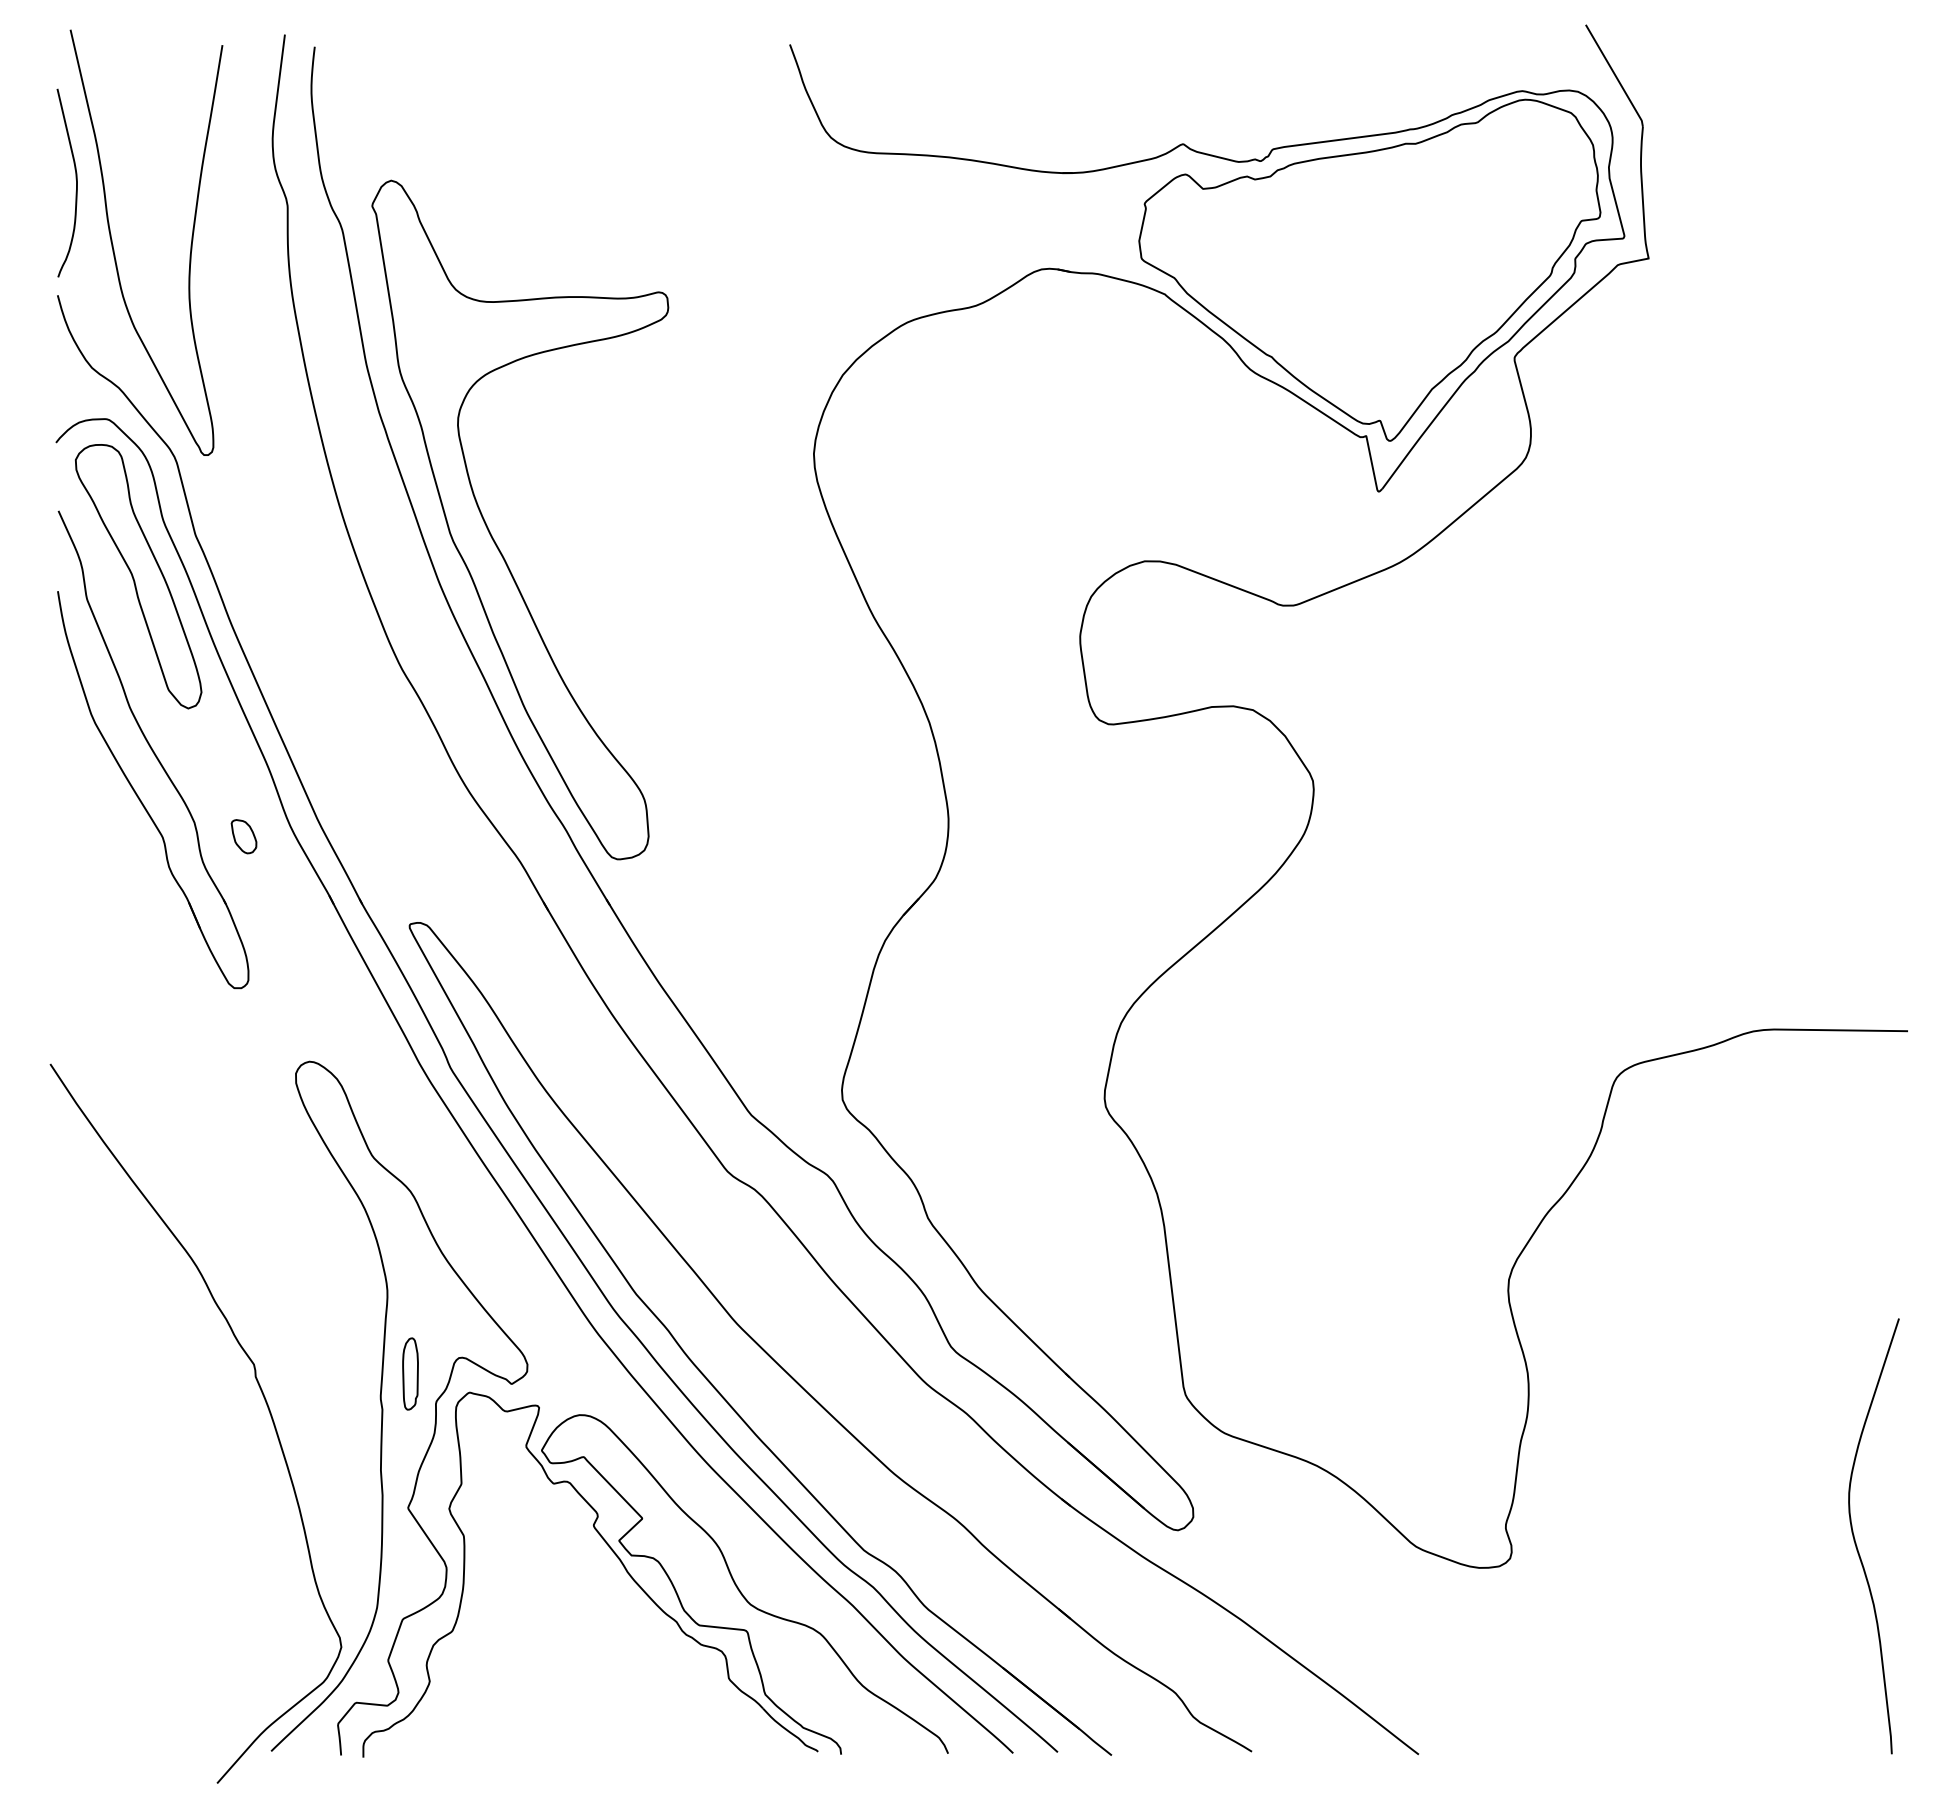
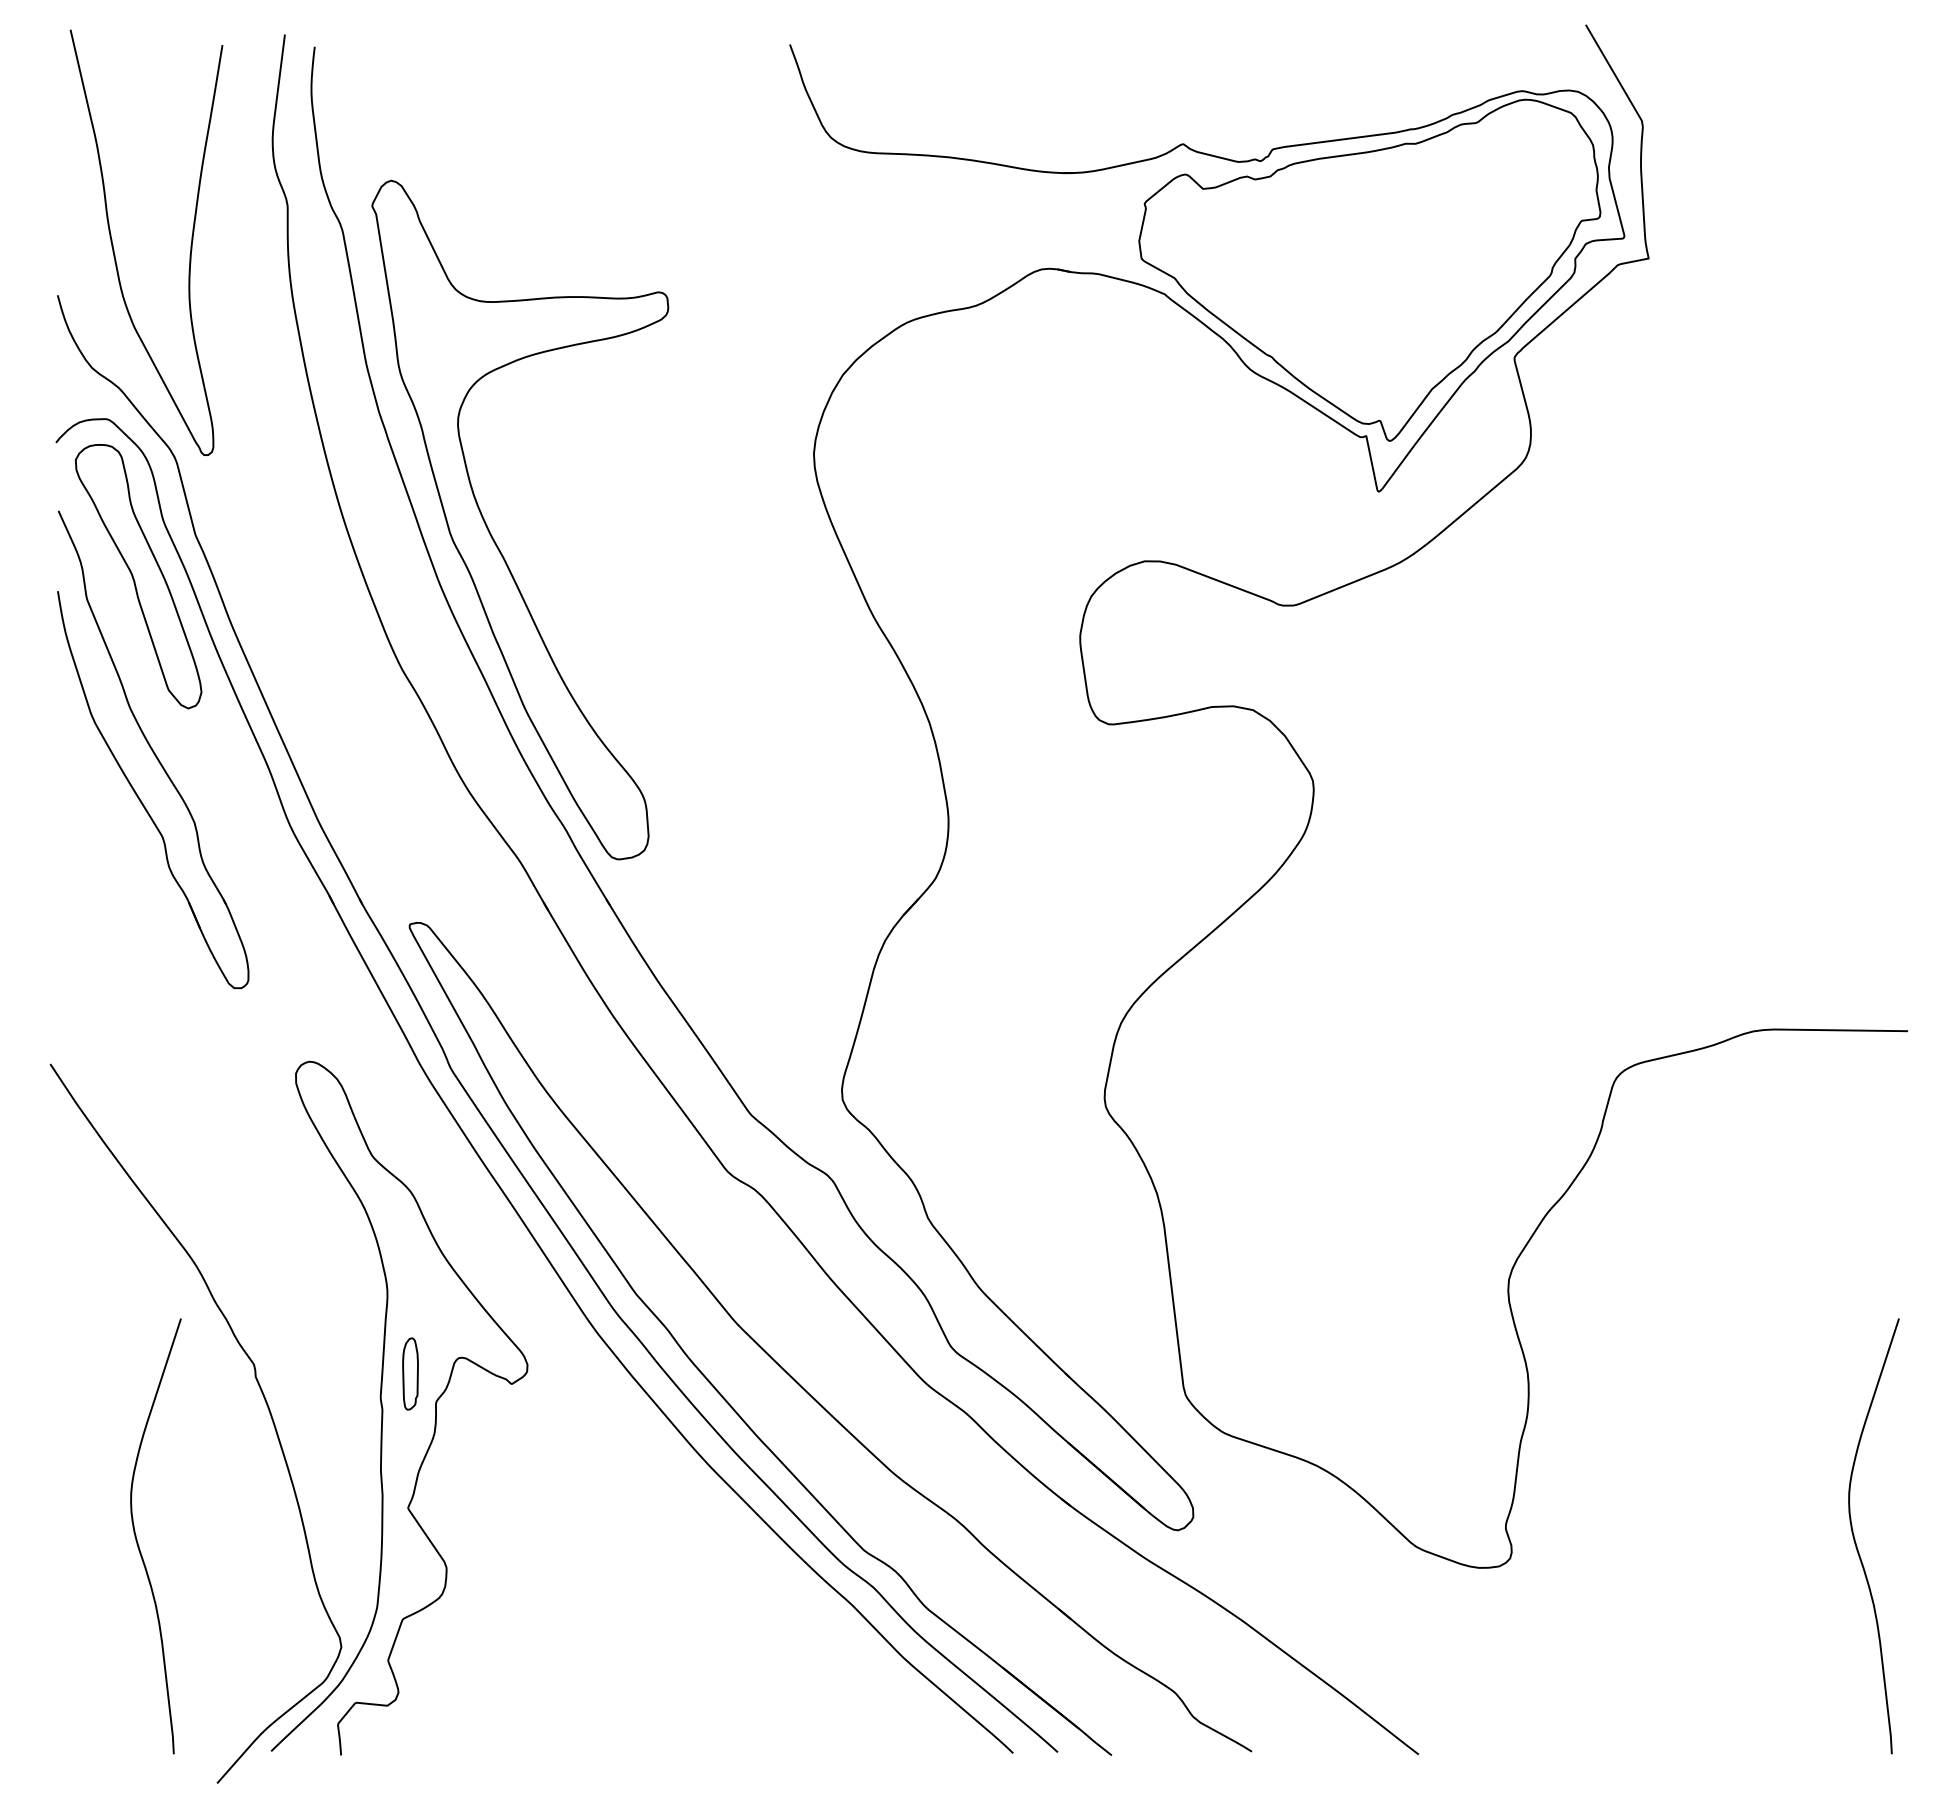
curve: present -> none (75, 179)
part: present -> none (243, 836)
curve: none -> present (138, 1542)
part: present -> none (662, 1569)
